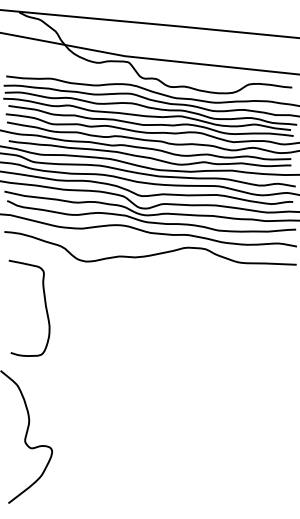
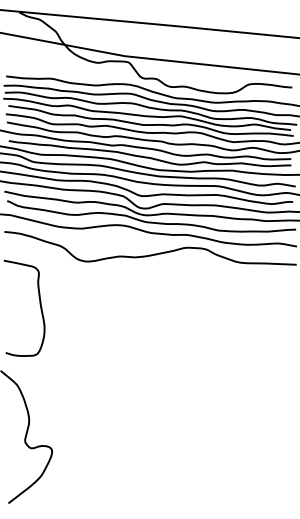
curve position: (44, 304) -> (39, 304) (39, 304)
